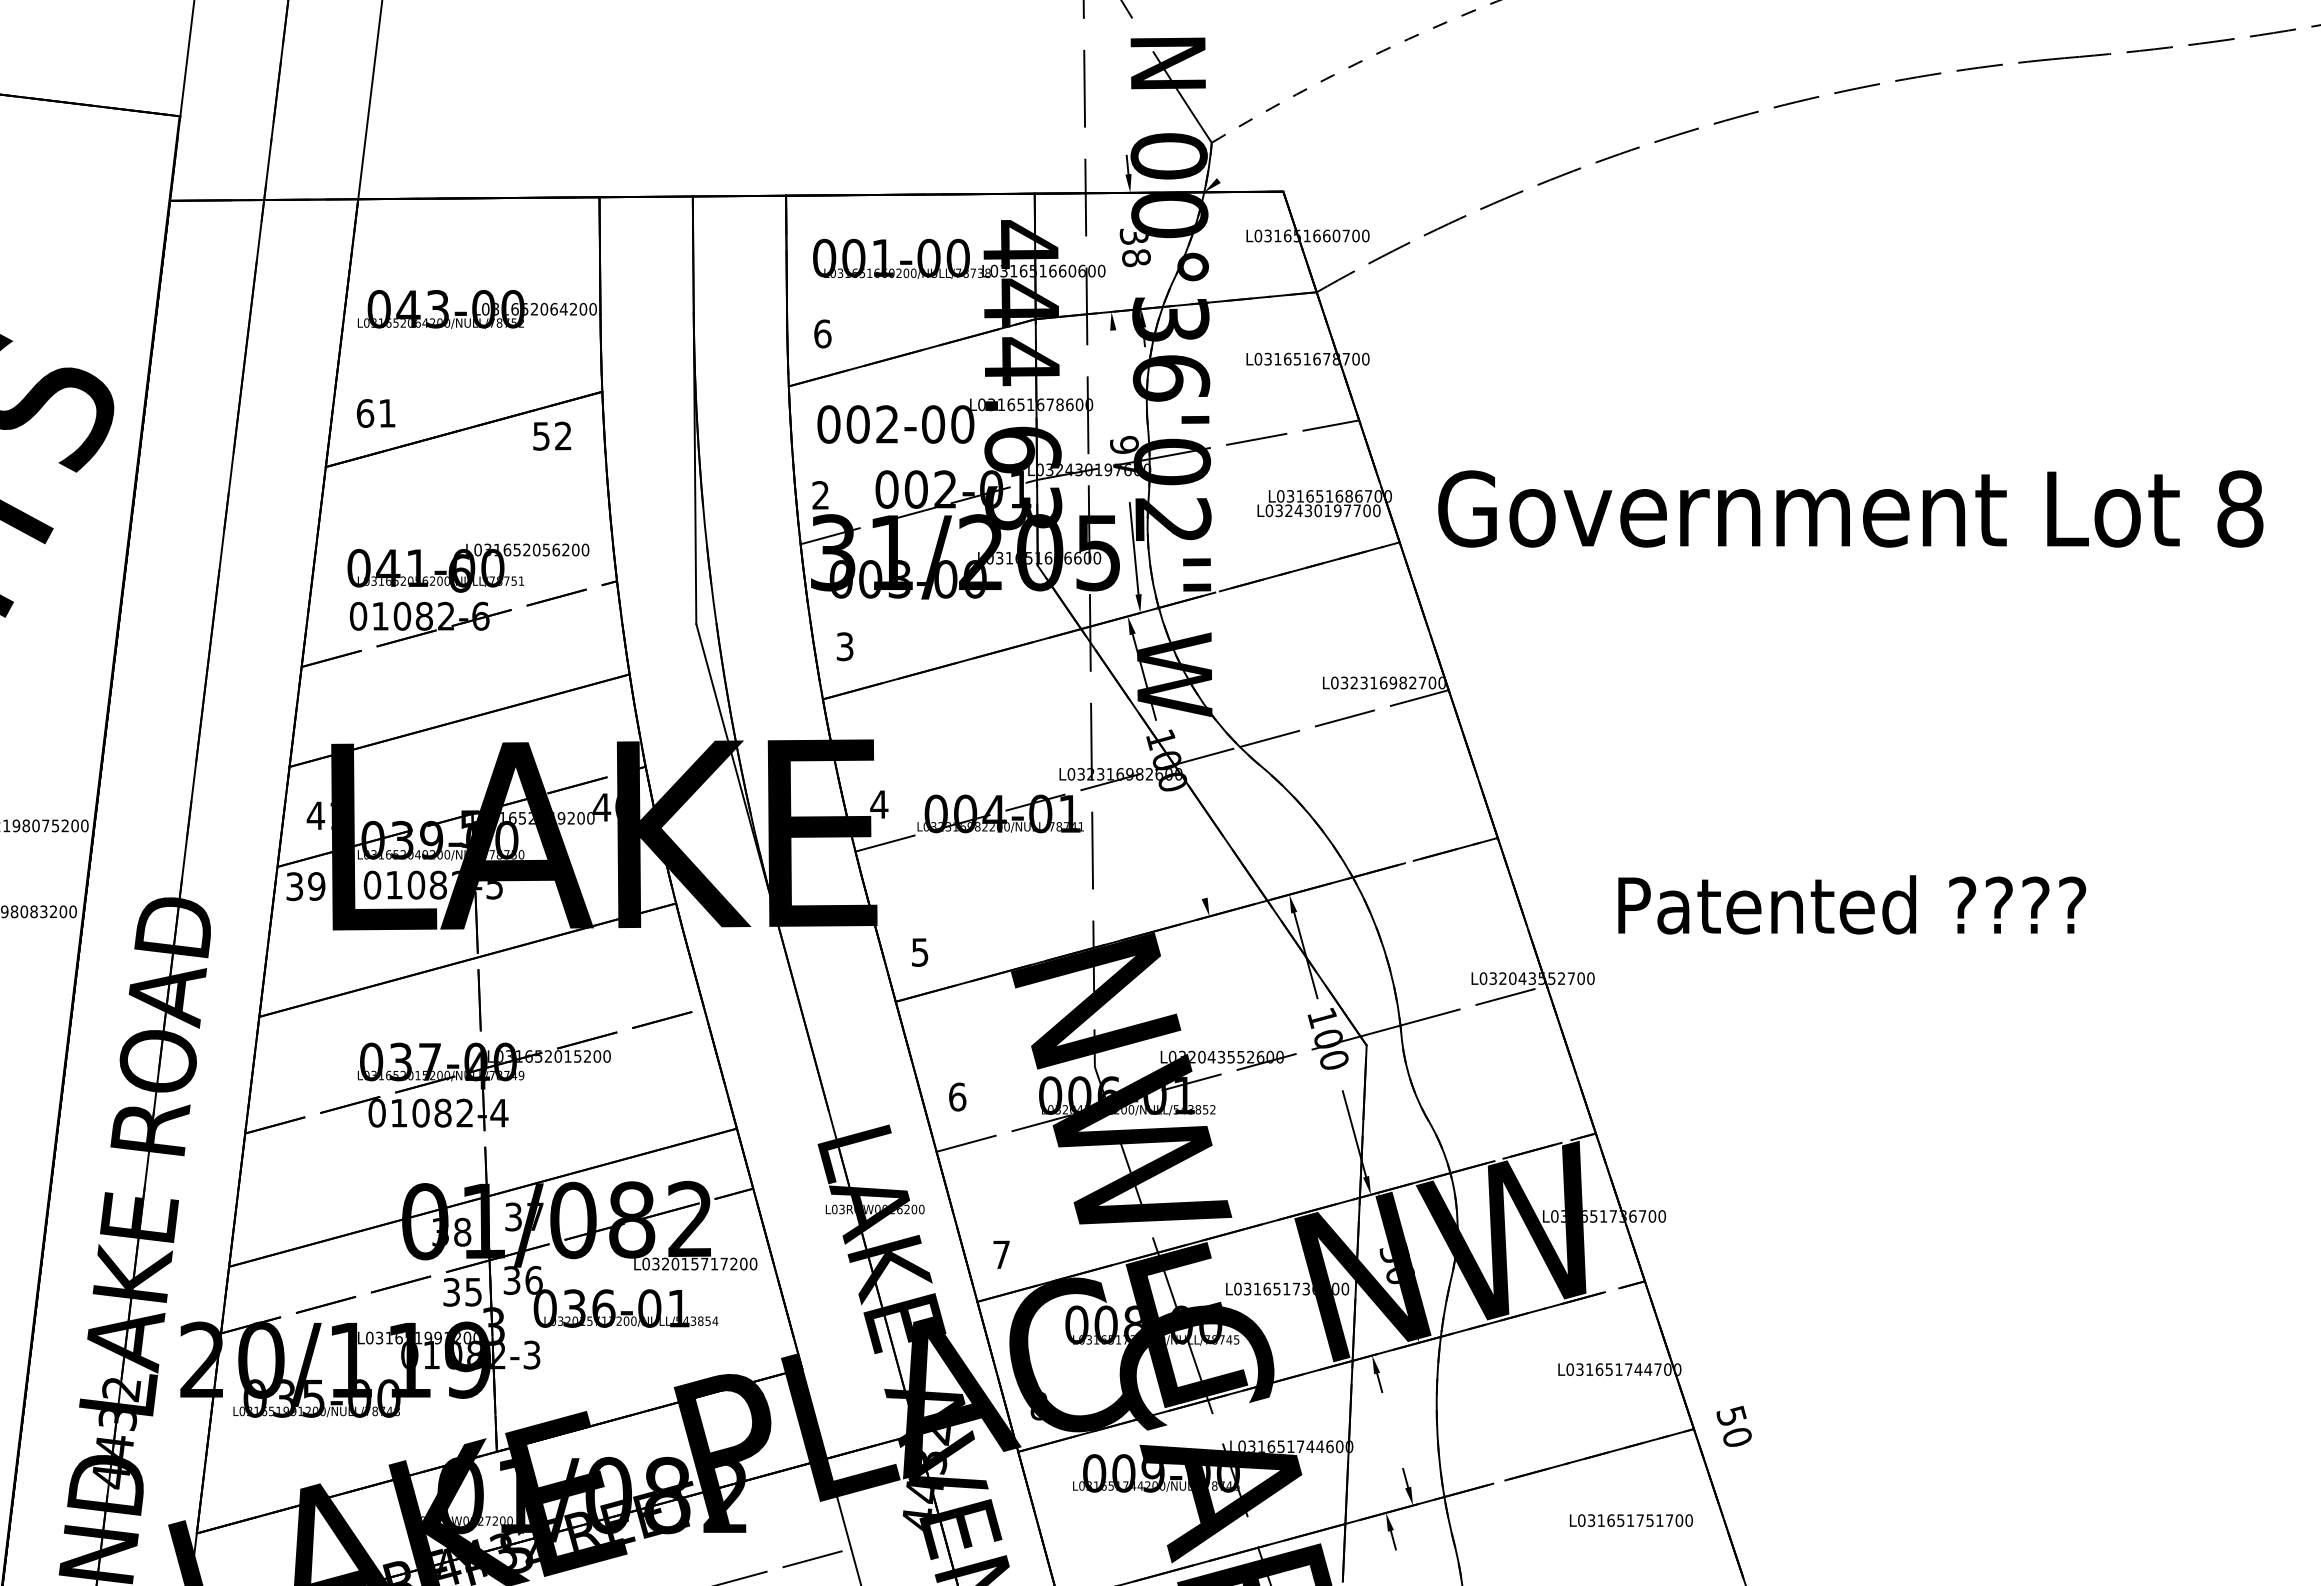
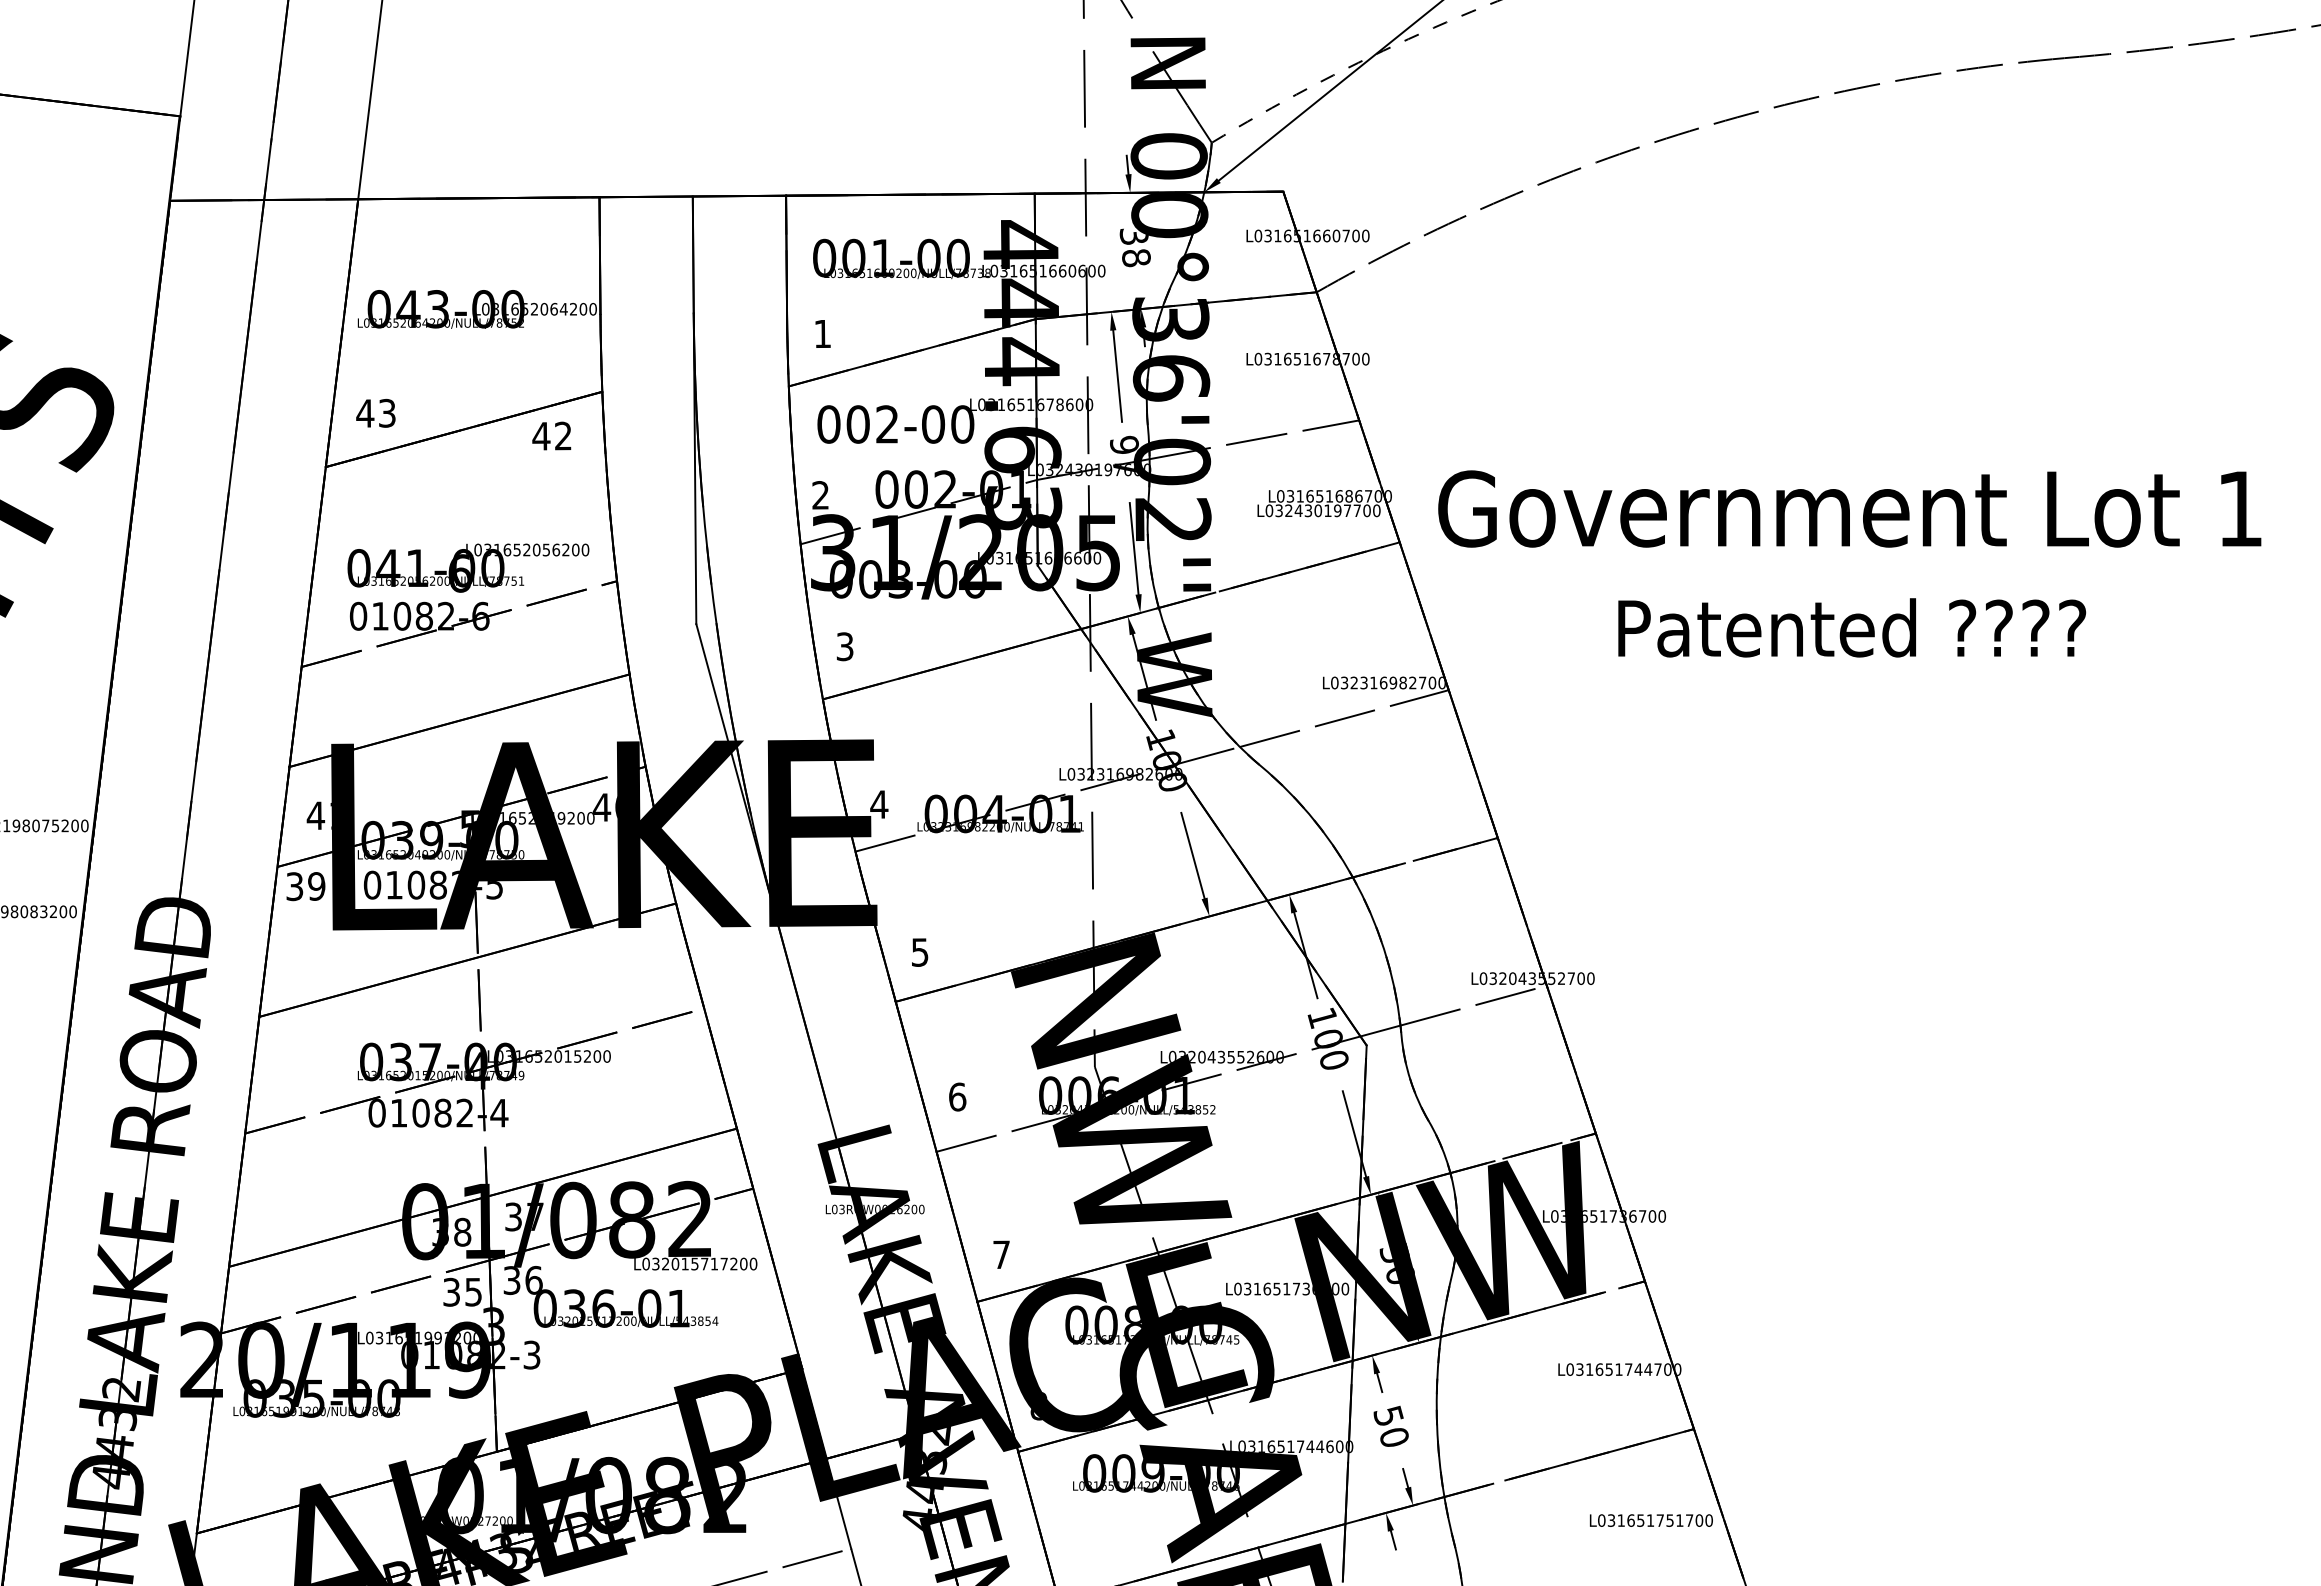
line: none -> present (1329, 91)
text: 6 -> 1 (822, 333)
line: none -> present (1117, 375)
text: 61 -> 43 (375, 412)
text: 52 -> 42 (541, 436)
text: 8 -> 1 (2240, 508)
line: none -> present (1192, 855)
text position: (1852, 904) -> (1852, 627) (1852, 627)
text position: (1733, 1425) -> (1390, 1425) (1390, 1425)
text position: (1631, 1520) -> (1651, 1520) (1651, 1520)
